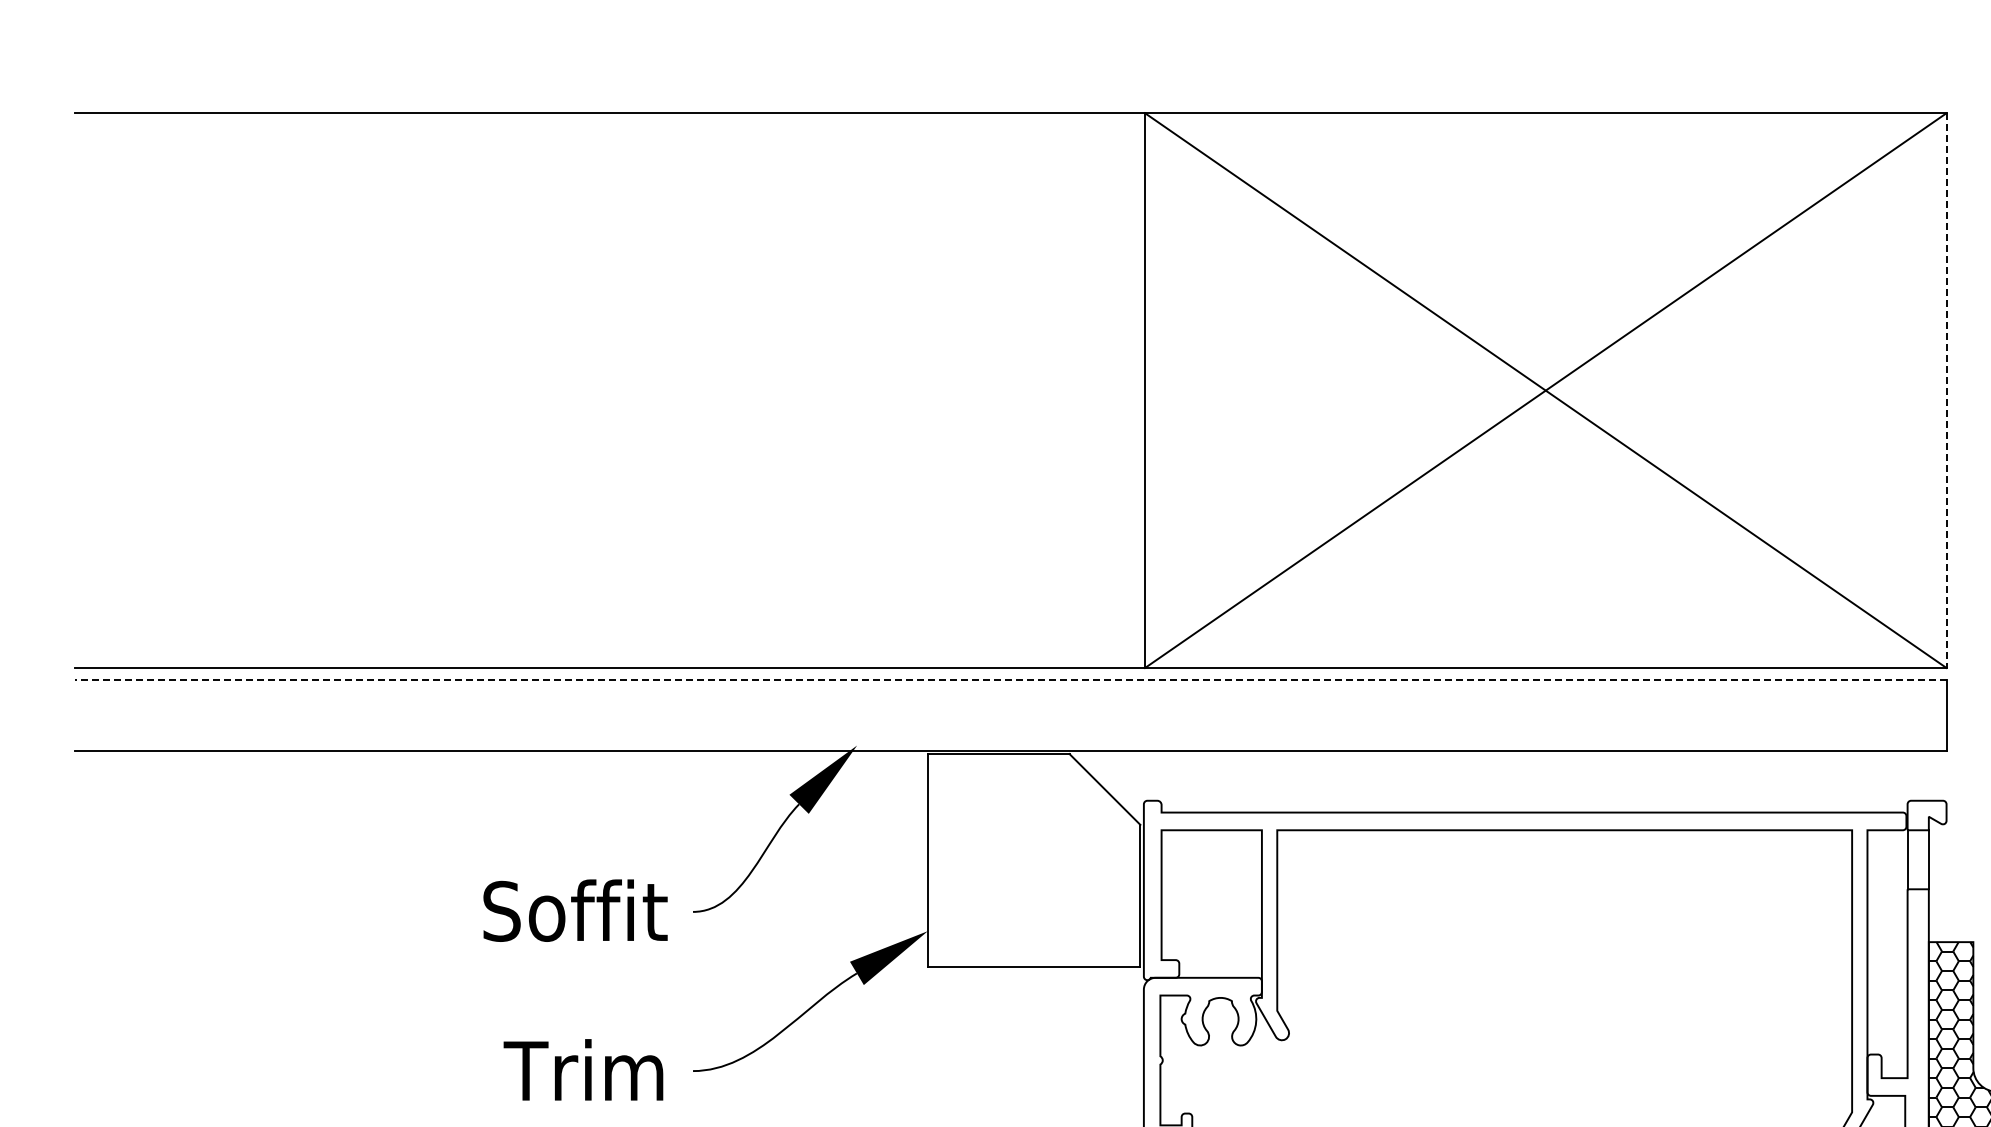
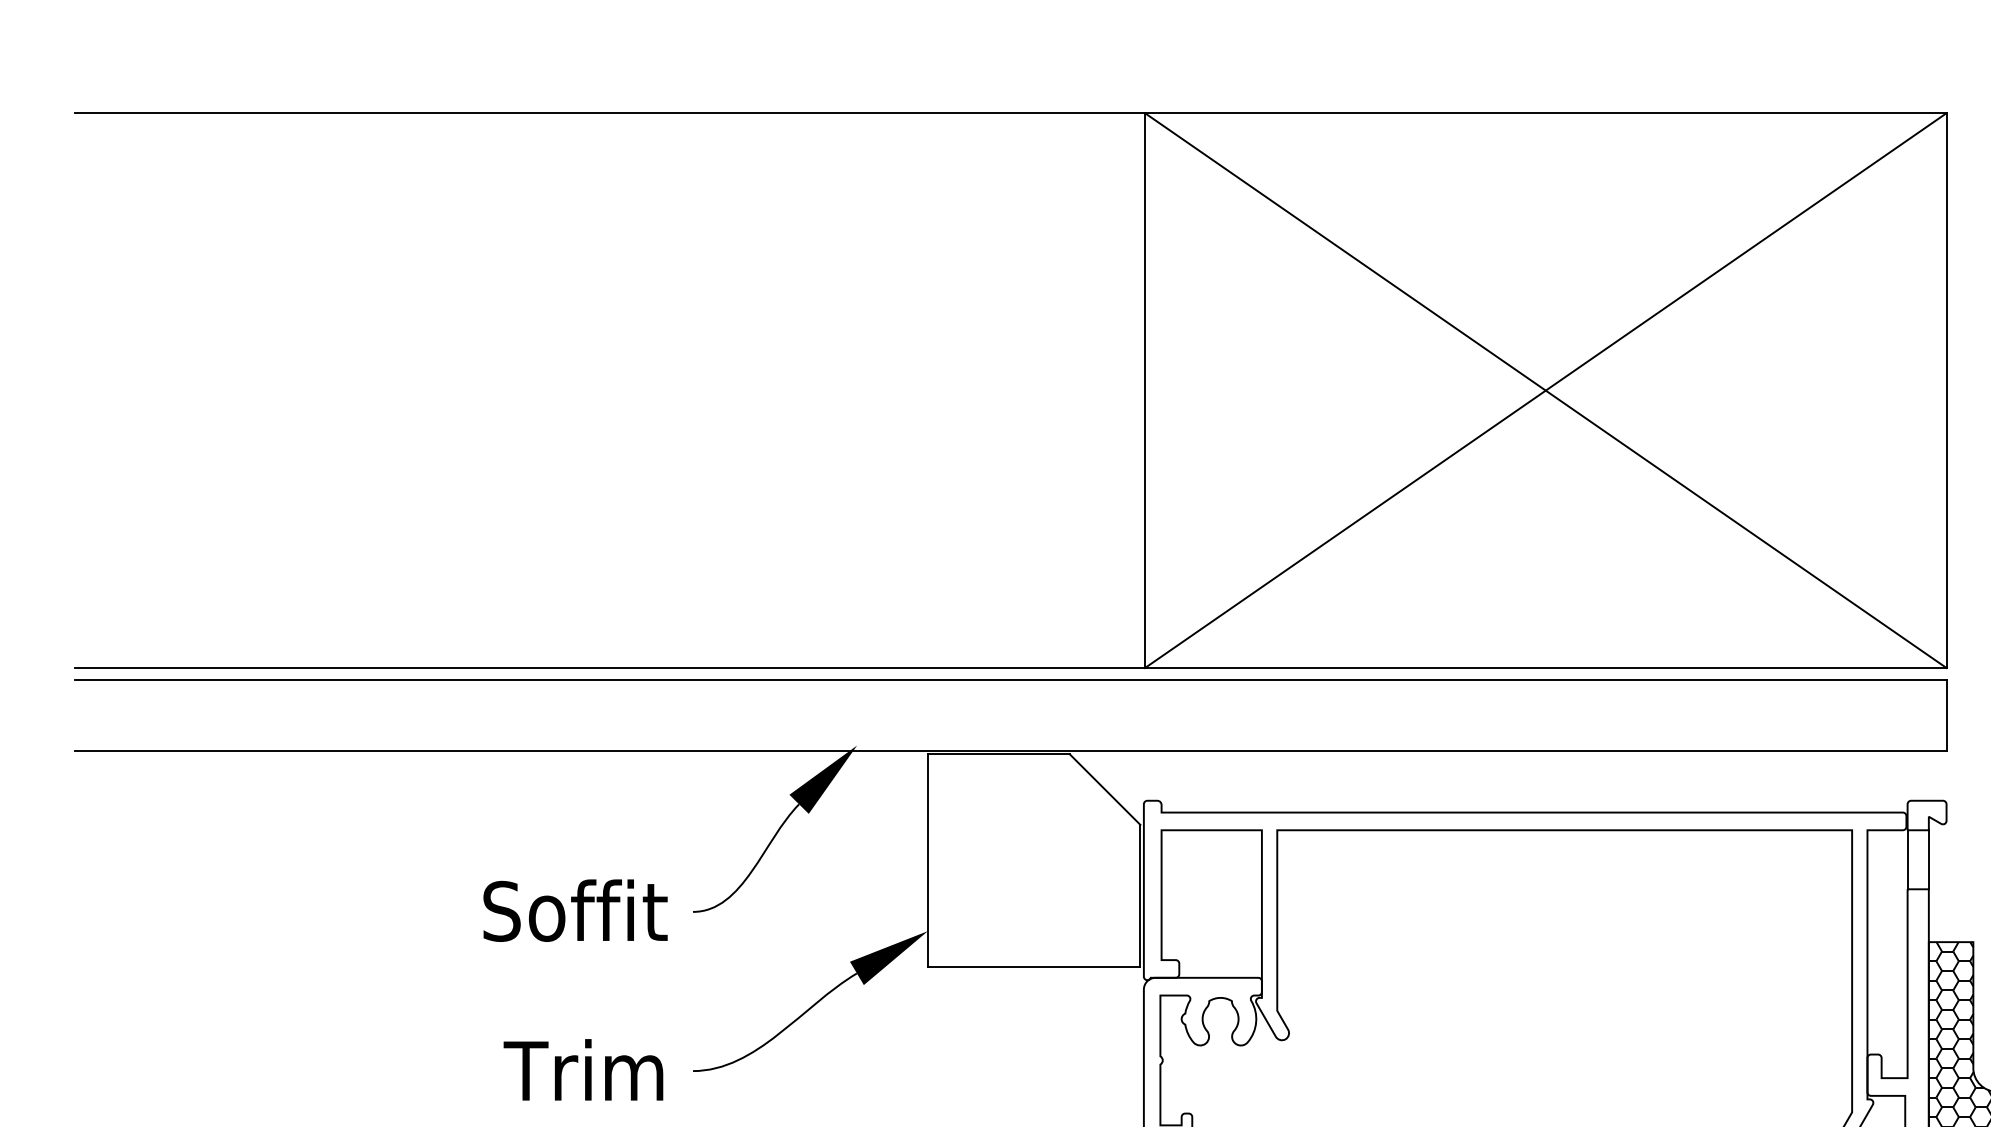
line: dashed -> solid (1946, 391)
line: dashed -> solid (1010, 679)
